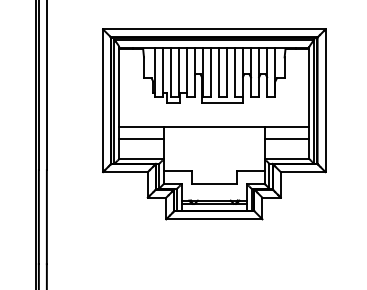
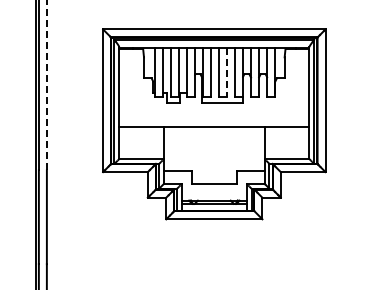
line: solid -> dashed (227, 72)
line: solid -> dashed (46, 85)
line: present -> none (141, 139)
line: present -> none (286, 139)
